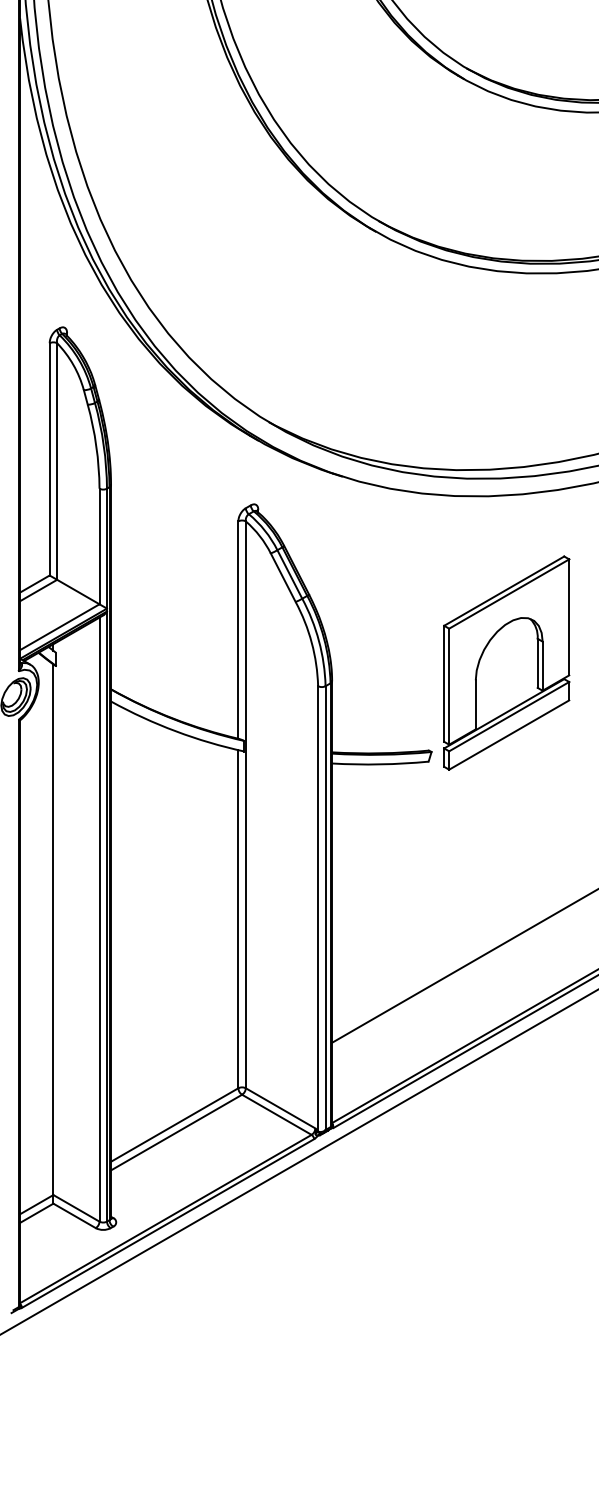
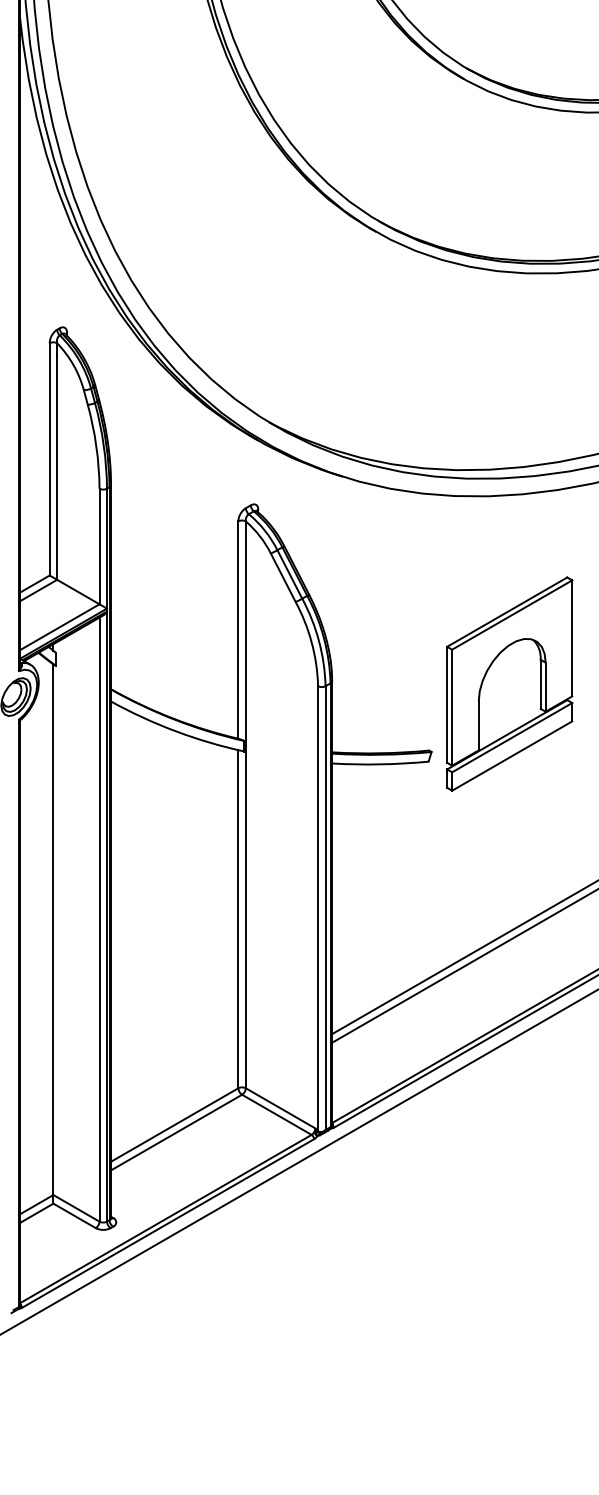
part position: (506, 662) -> (509, 683) (509, 683)
line: none -> present (463, 958)
